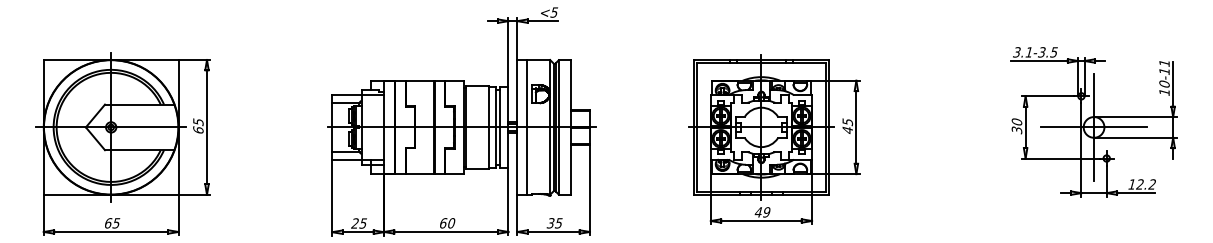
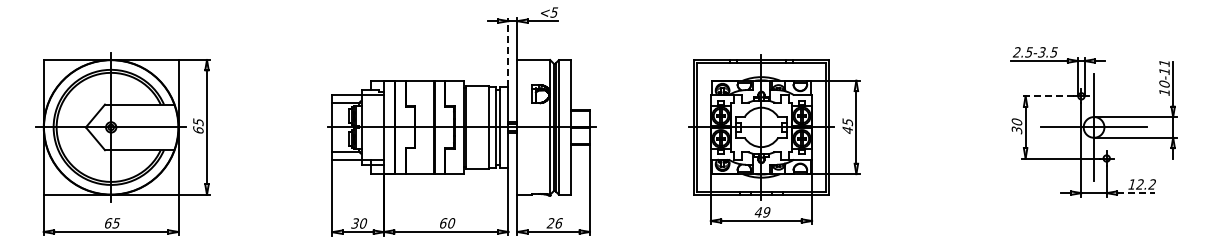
line: solid -> dashed (508, 52)
text: 3.1-3.5 -> 2.5-3.5 (1022, 52)
line: solid -> dashed (1047, 96)
line: present -> none (526, 127)
line: solid -> dashed (1135, 193)
text: 25 -> 30 (359, 223)
text: 35 -> 26 (554, 223)
